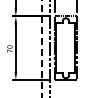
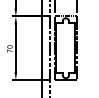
line: dashed -> solid (42, 48)
